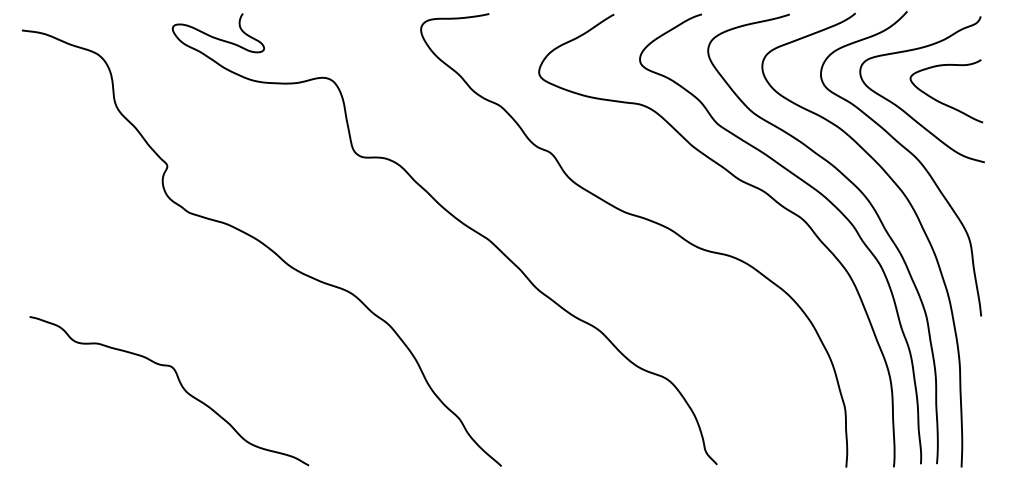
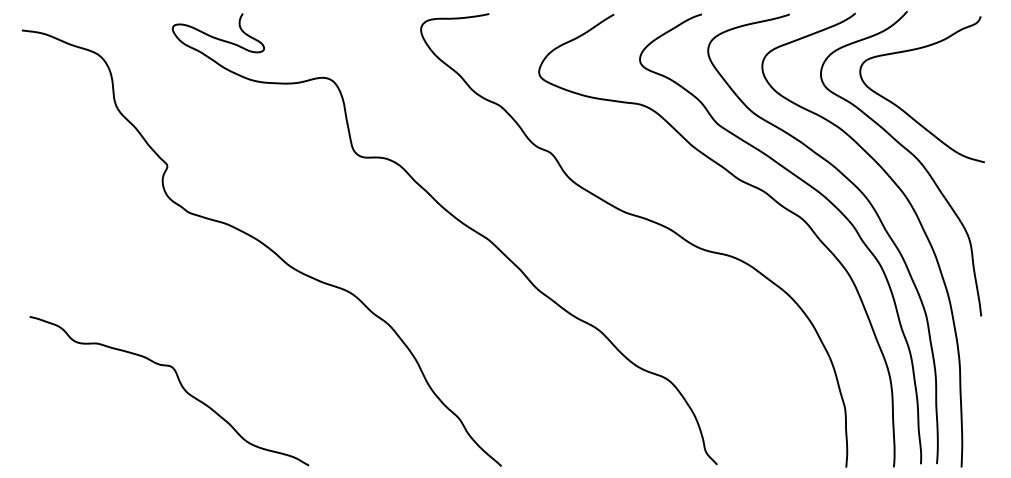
curve: present -> none (940, 101)
